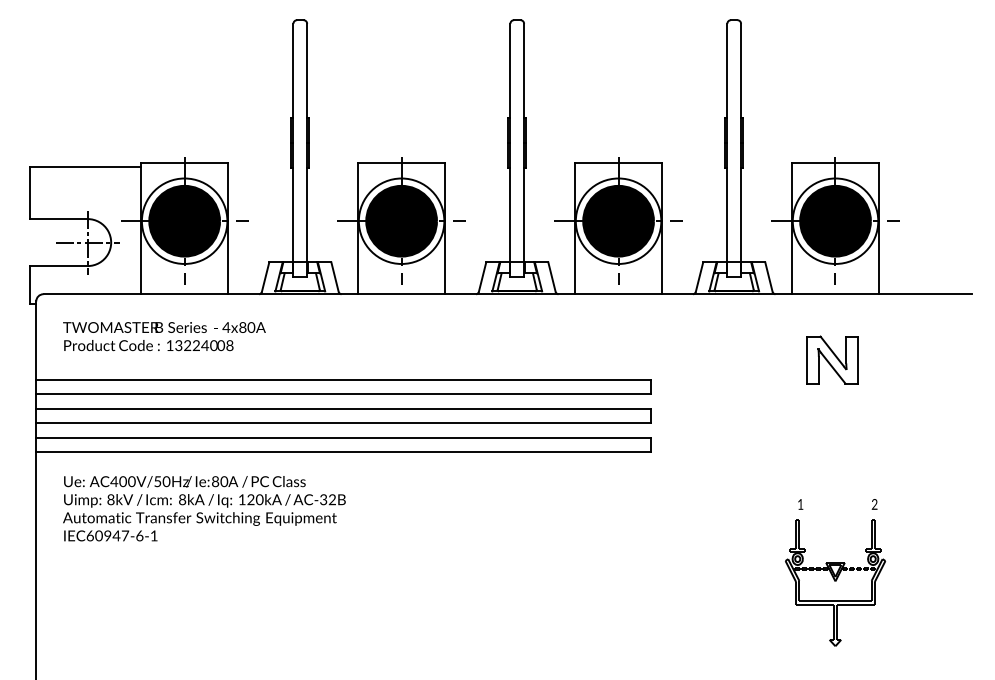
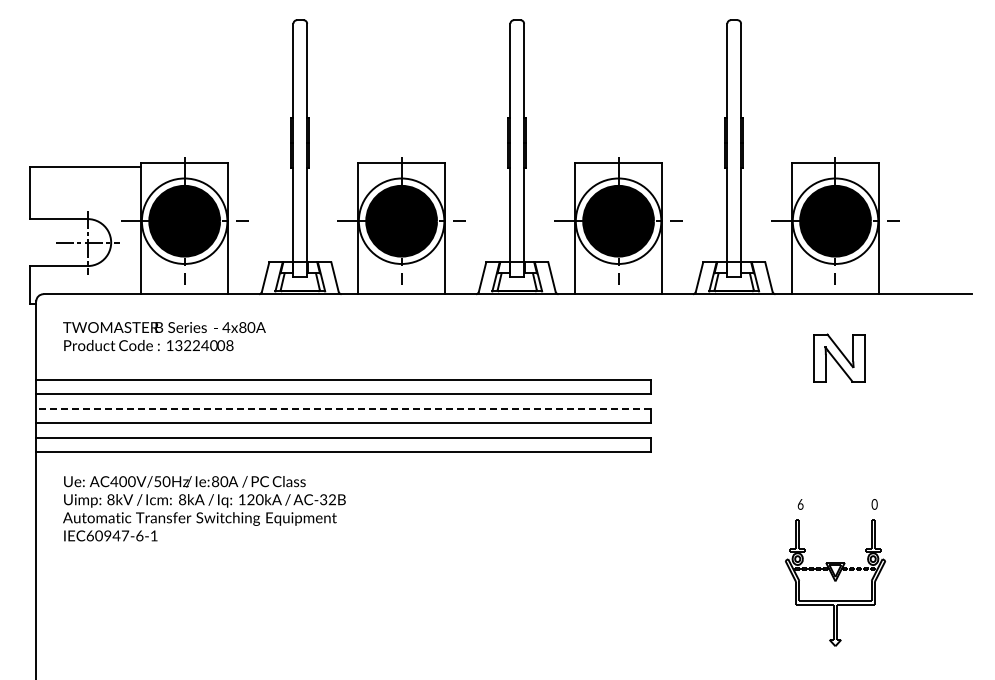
part position: (832, 359) -> (839, 357) (839, 357)
line: solid -> dashed (343, 408)
text: 1 -> 6 (800, 504)
text: 2 -> 0 (874, 504)
